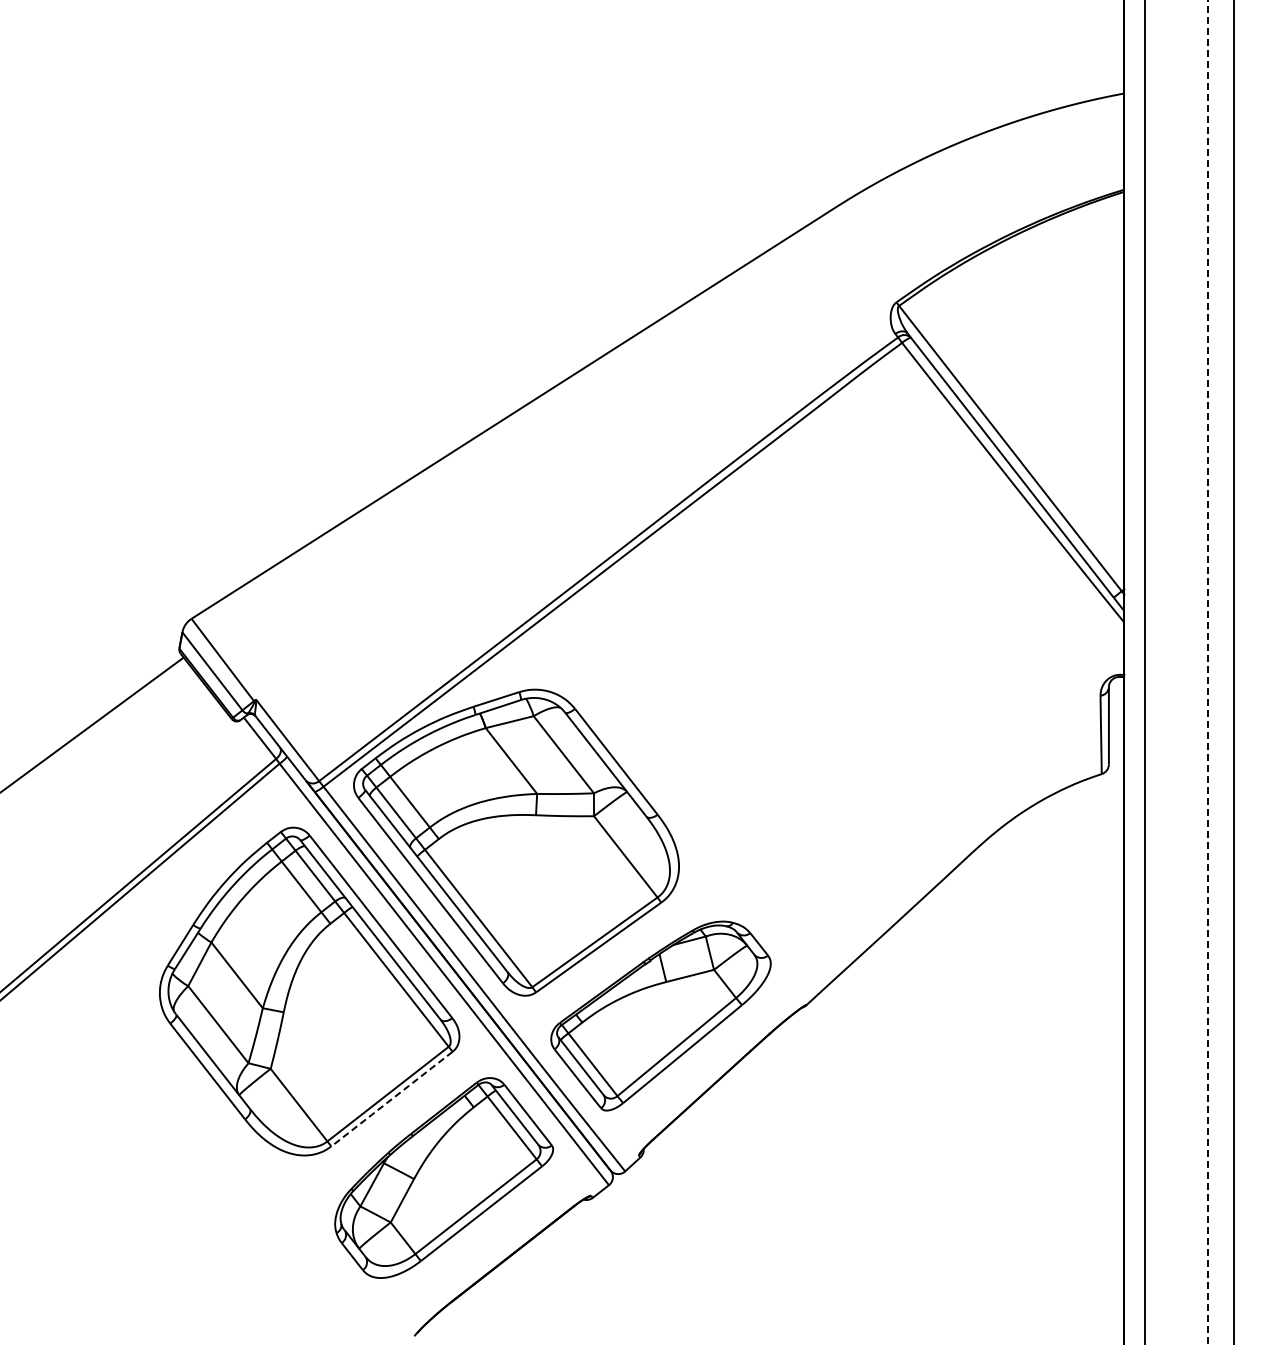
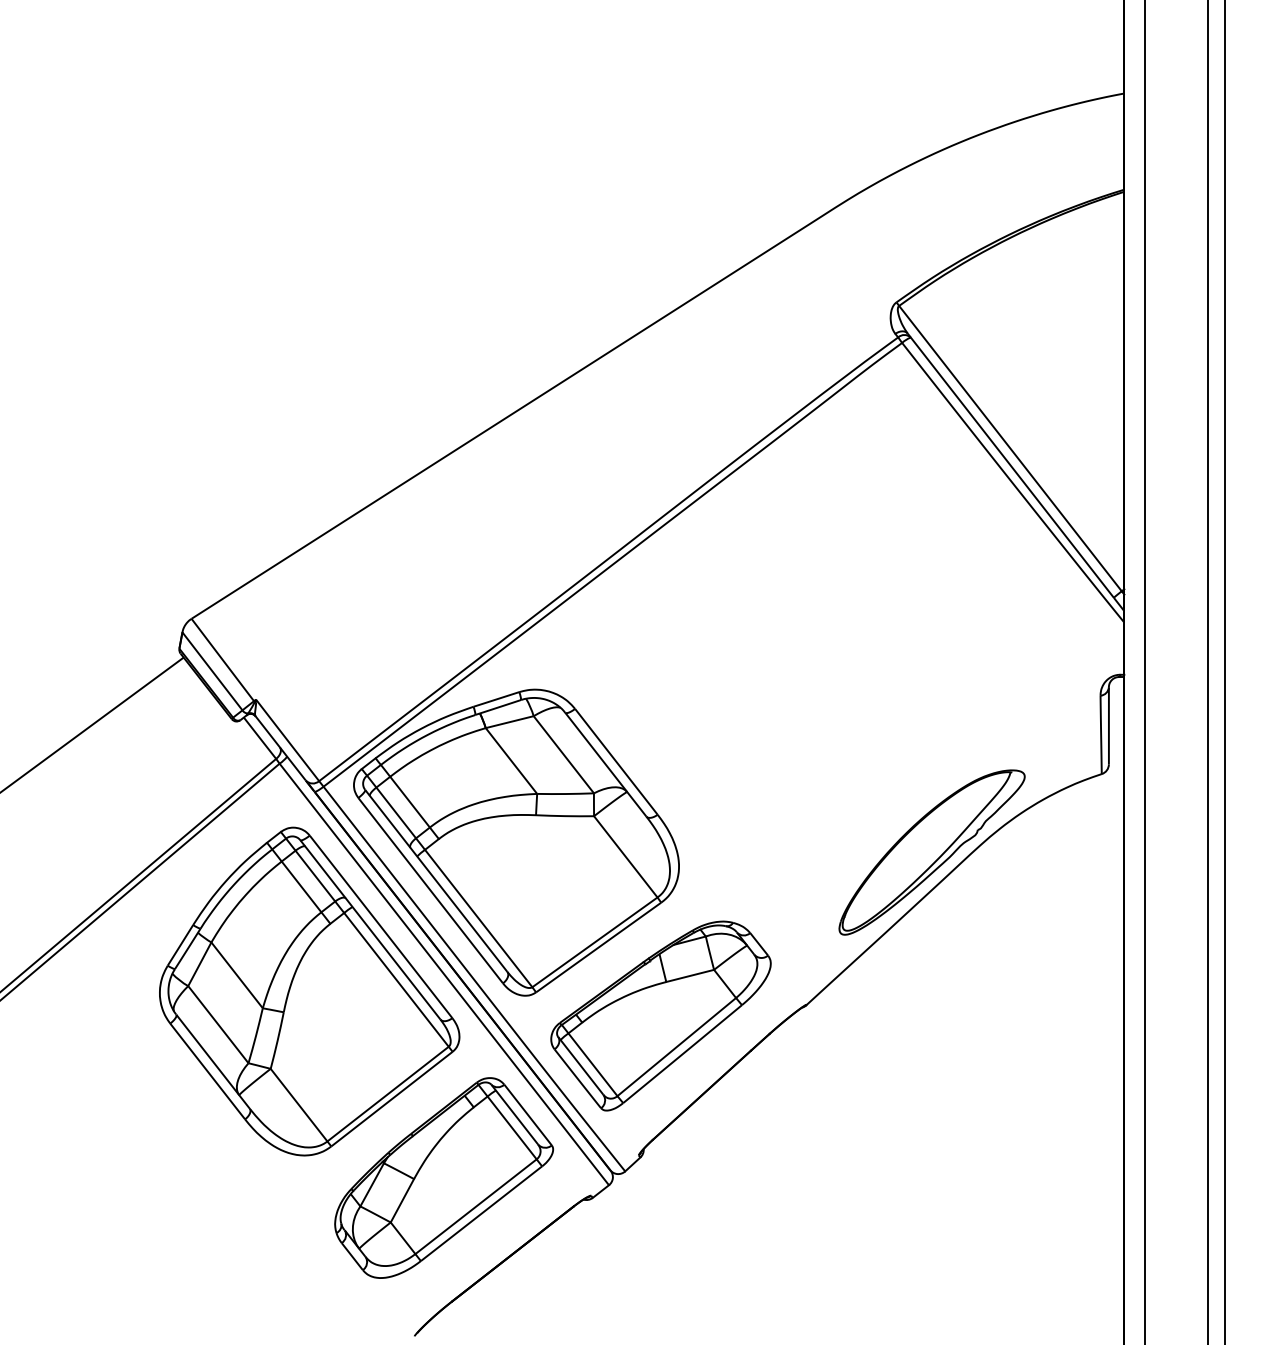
line position: (1233, 671) -> (1224, 671) (1224, 671)
line: dashed -> solid (1208, 672)
part: none -> present (931, 852)
line: dashed -> solid (392, 1099)
